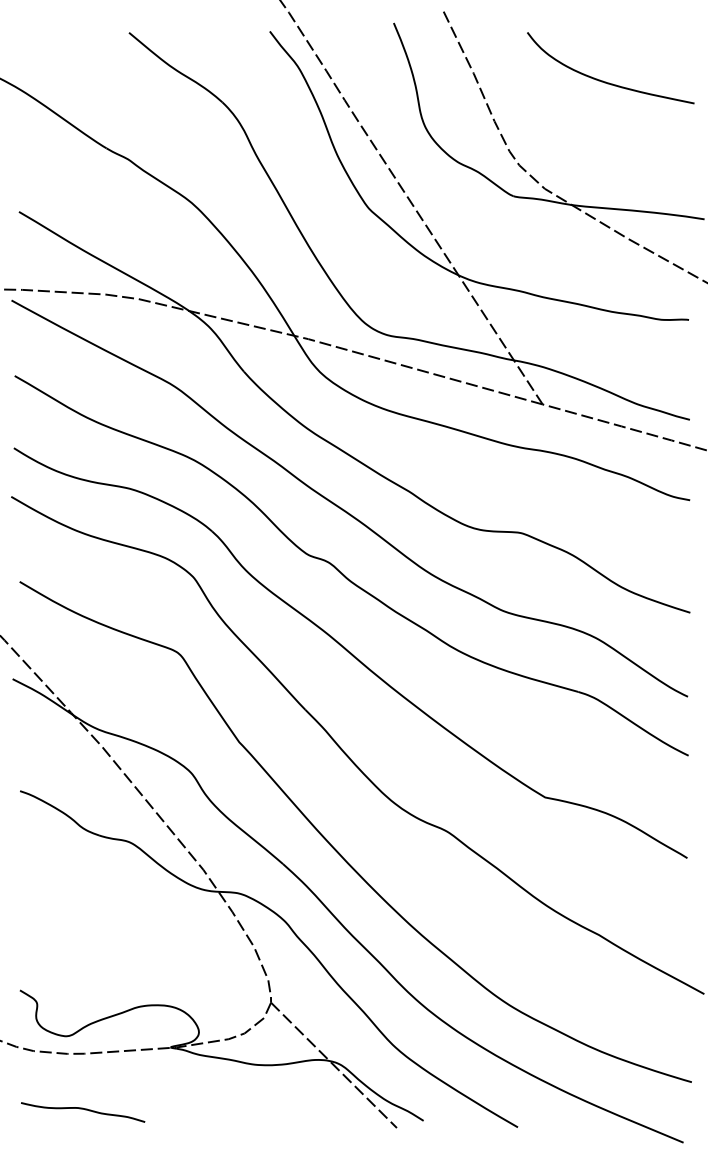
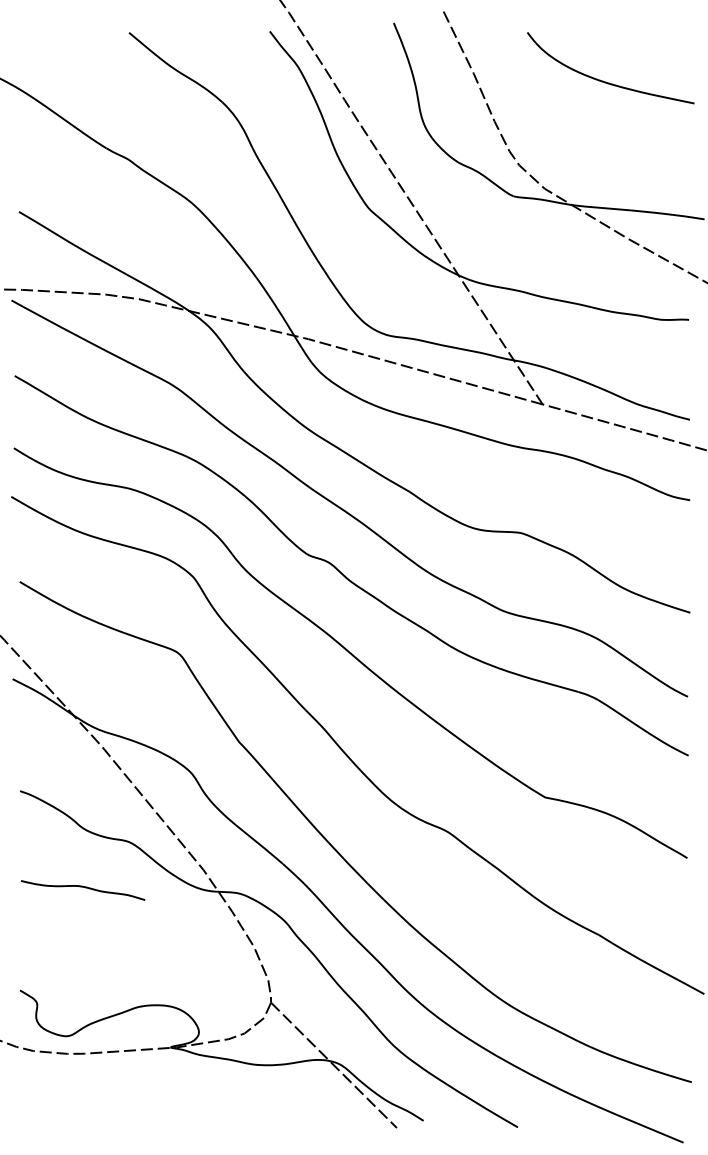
curve position: (85, 1110) -> (85, 888) (85, 888)
